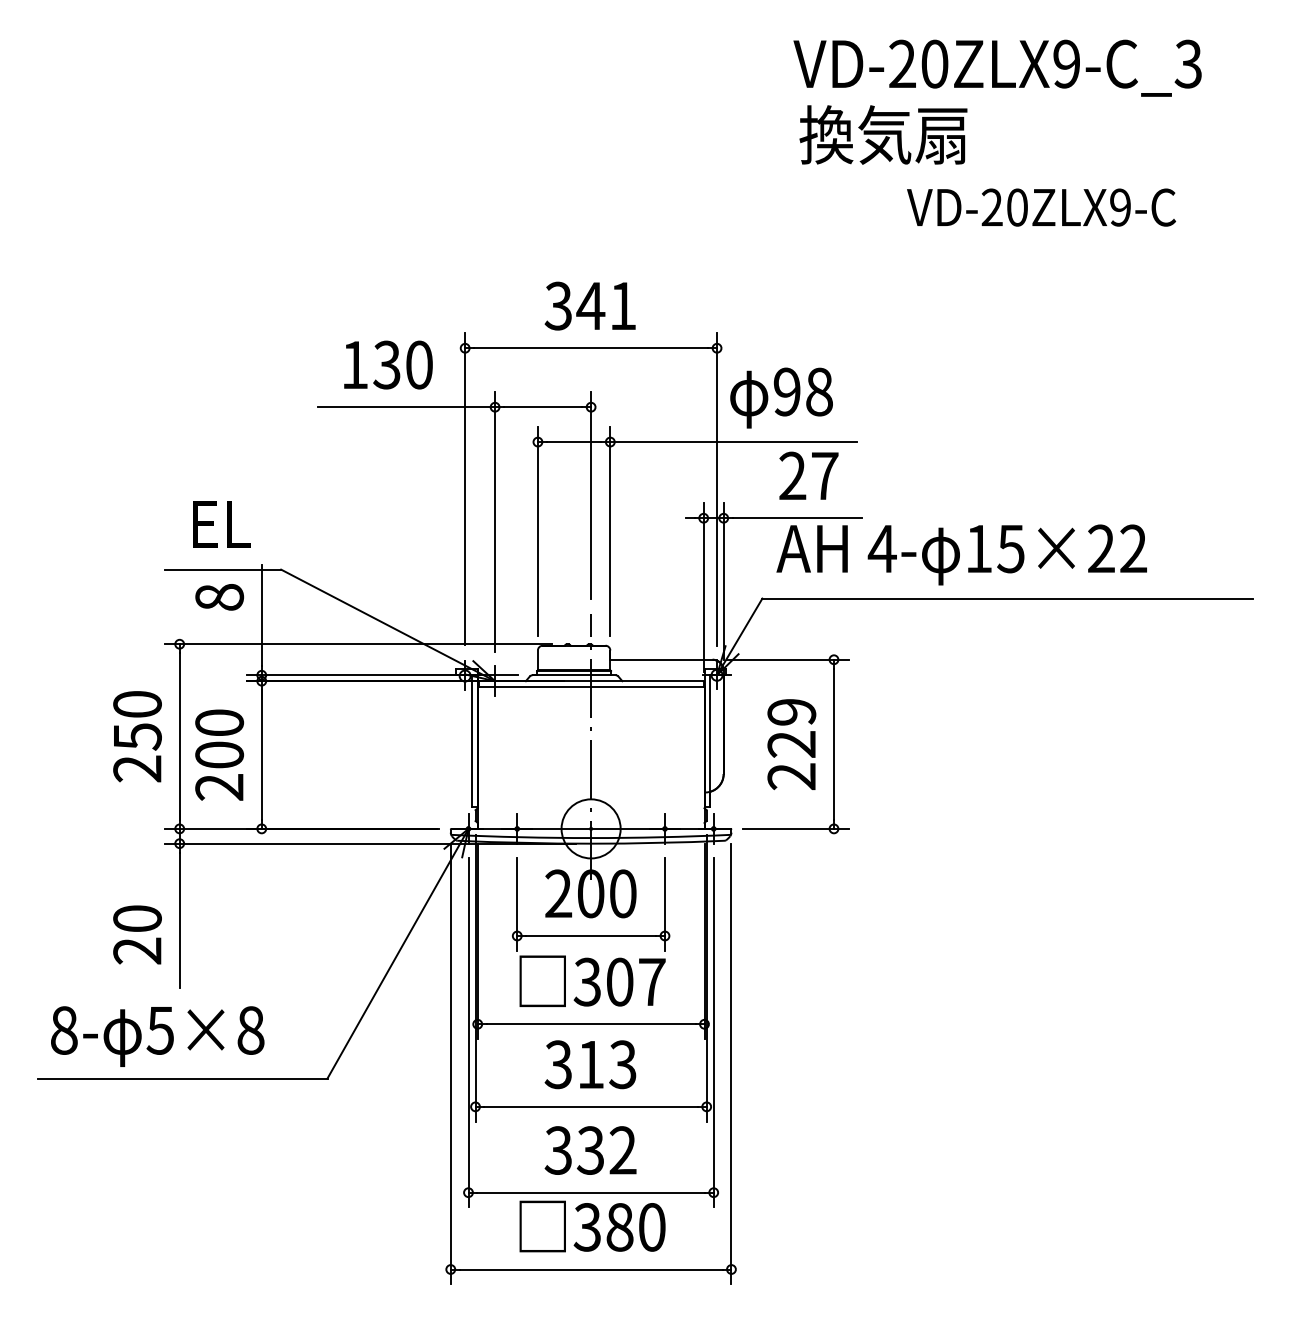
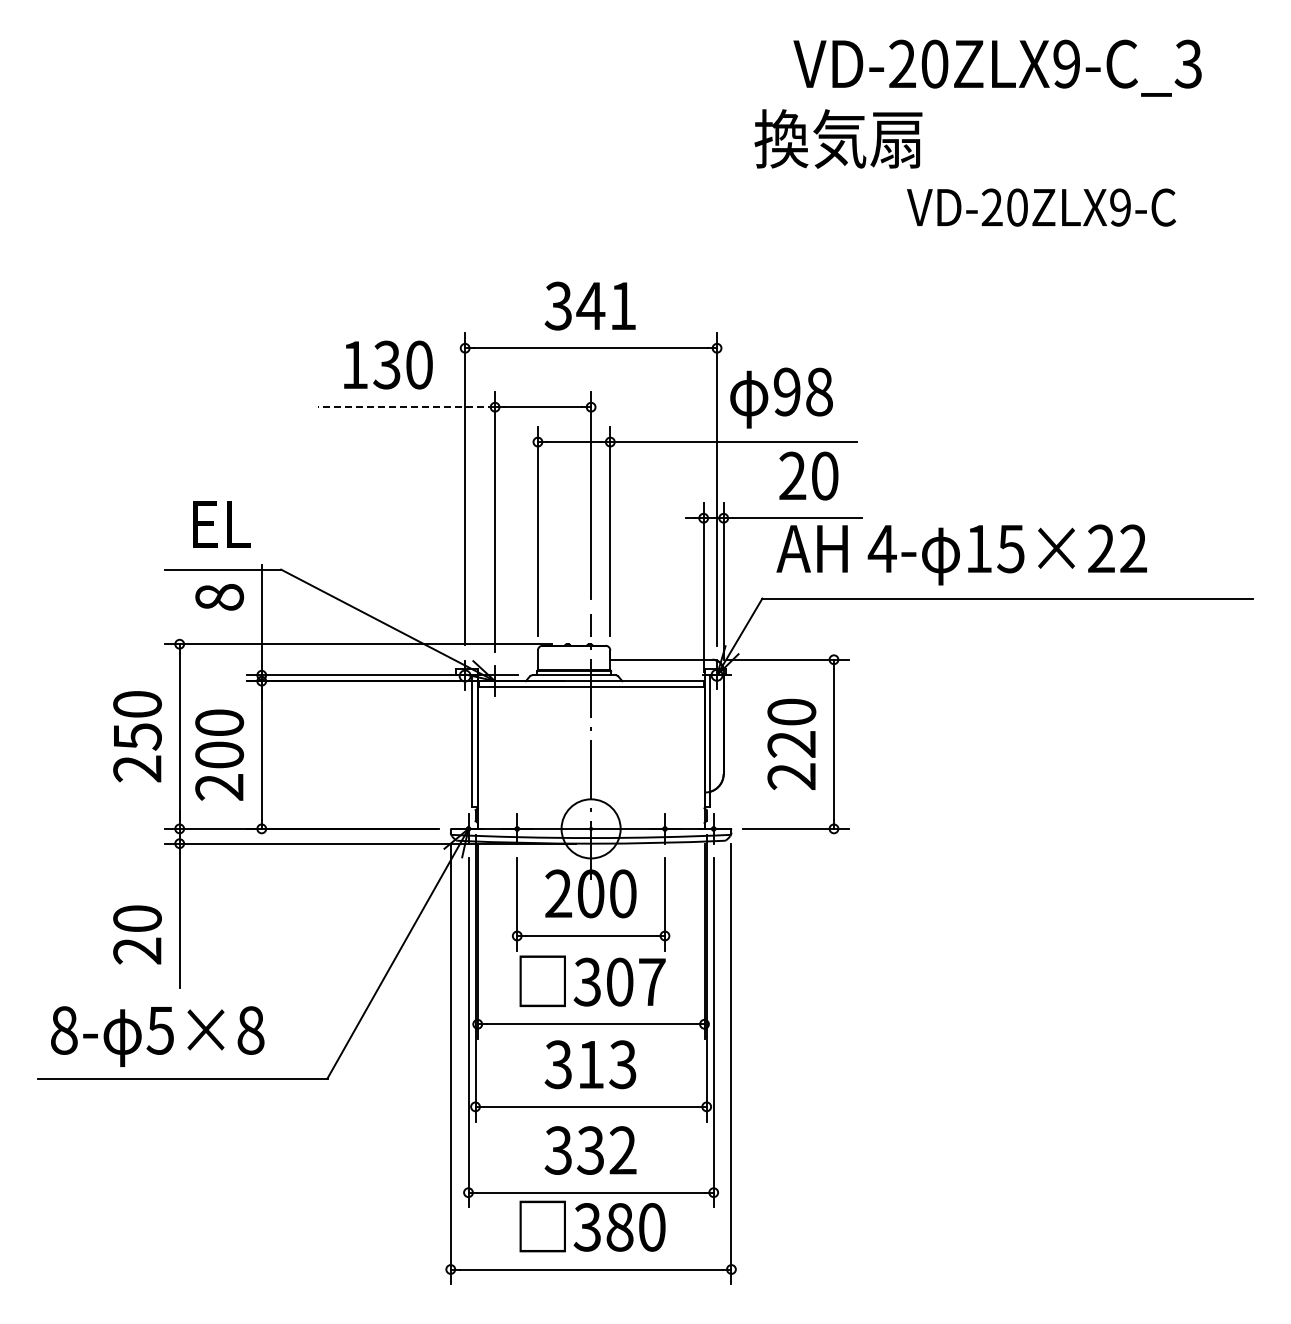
text position: (883, 134) -> (838, 138) (838, 138)
line: solid -> dashed (406, 407)
text: 27 -> 20 (825, 475)
text: 229 -> 220 (791, 711)
